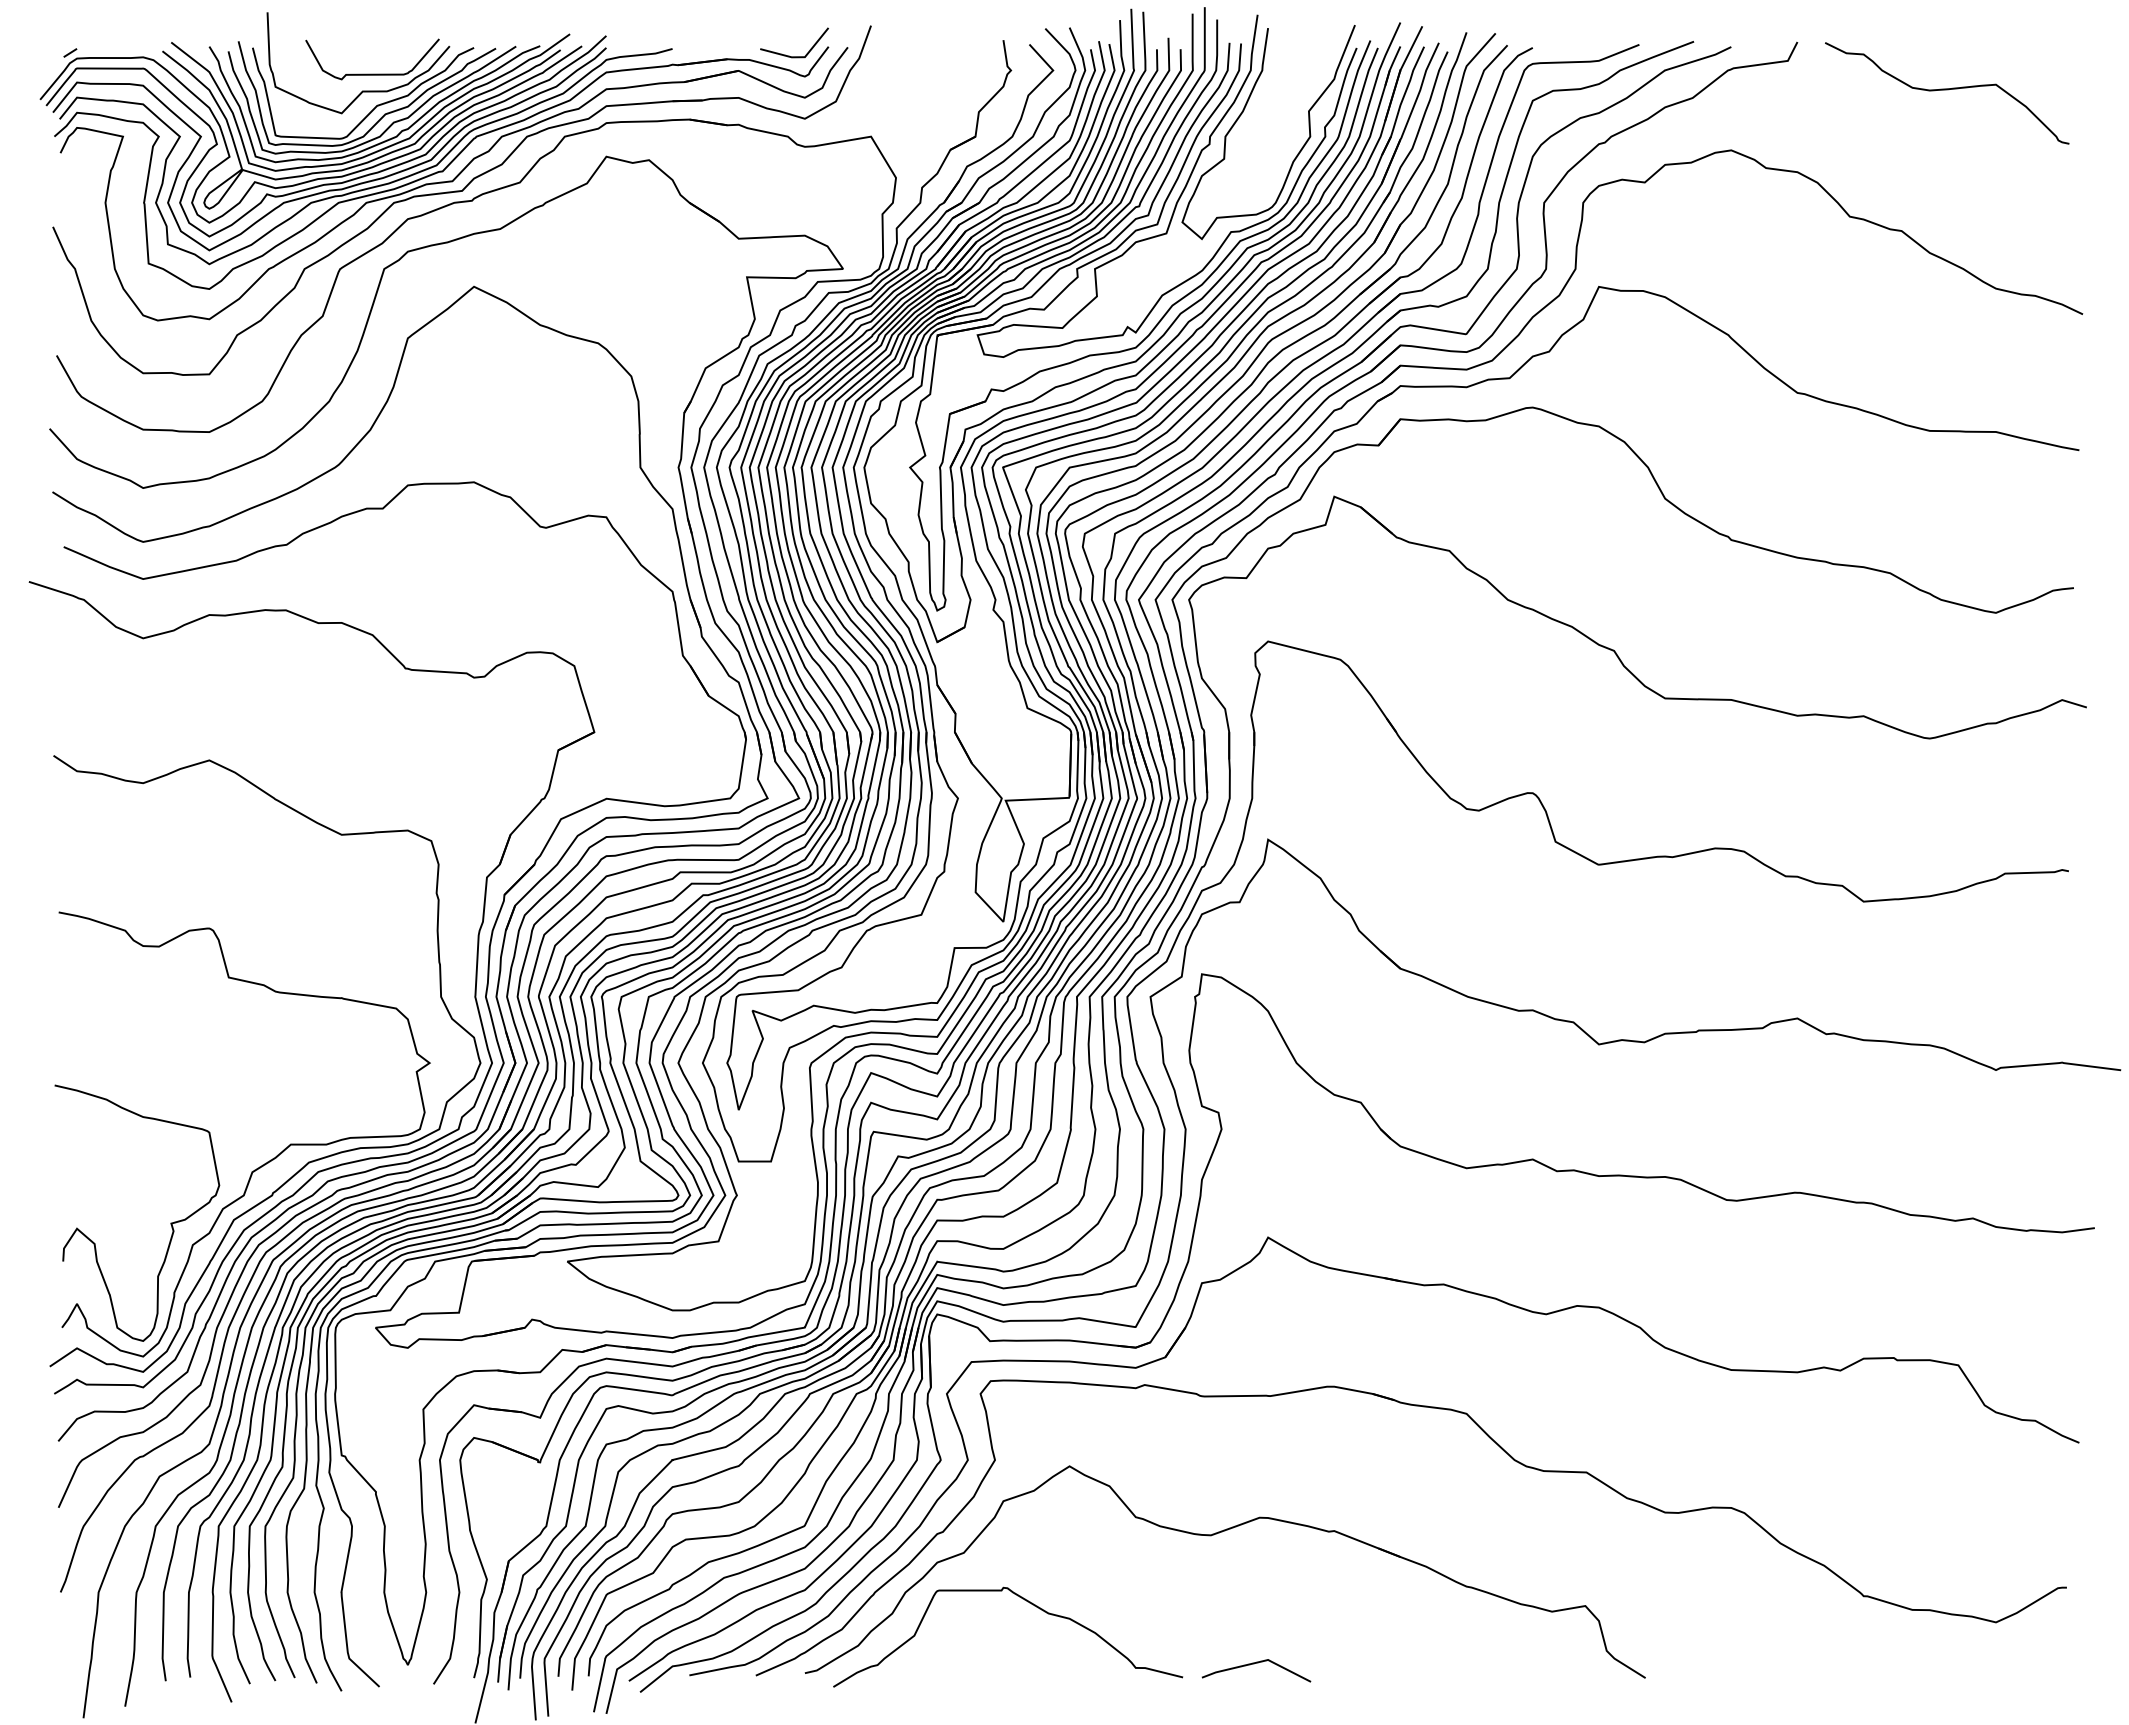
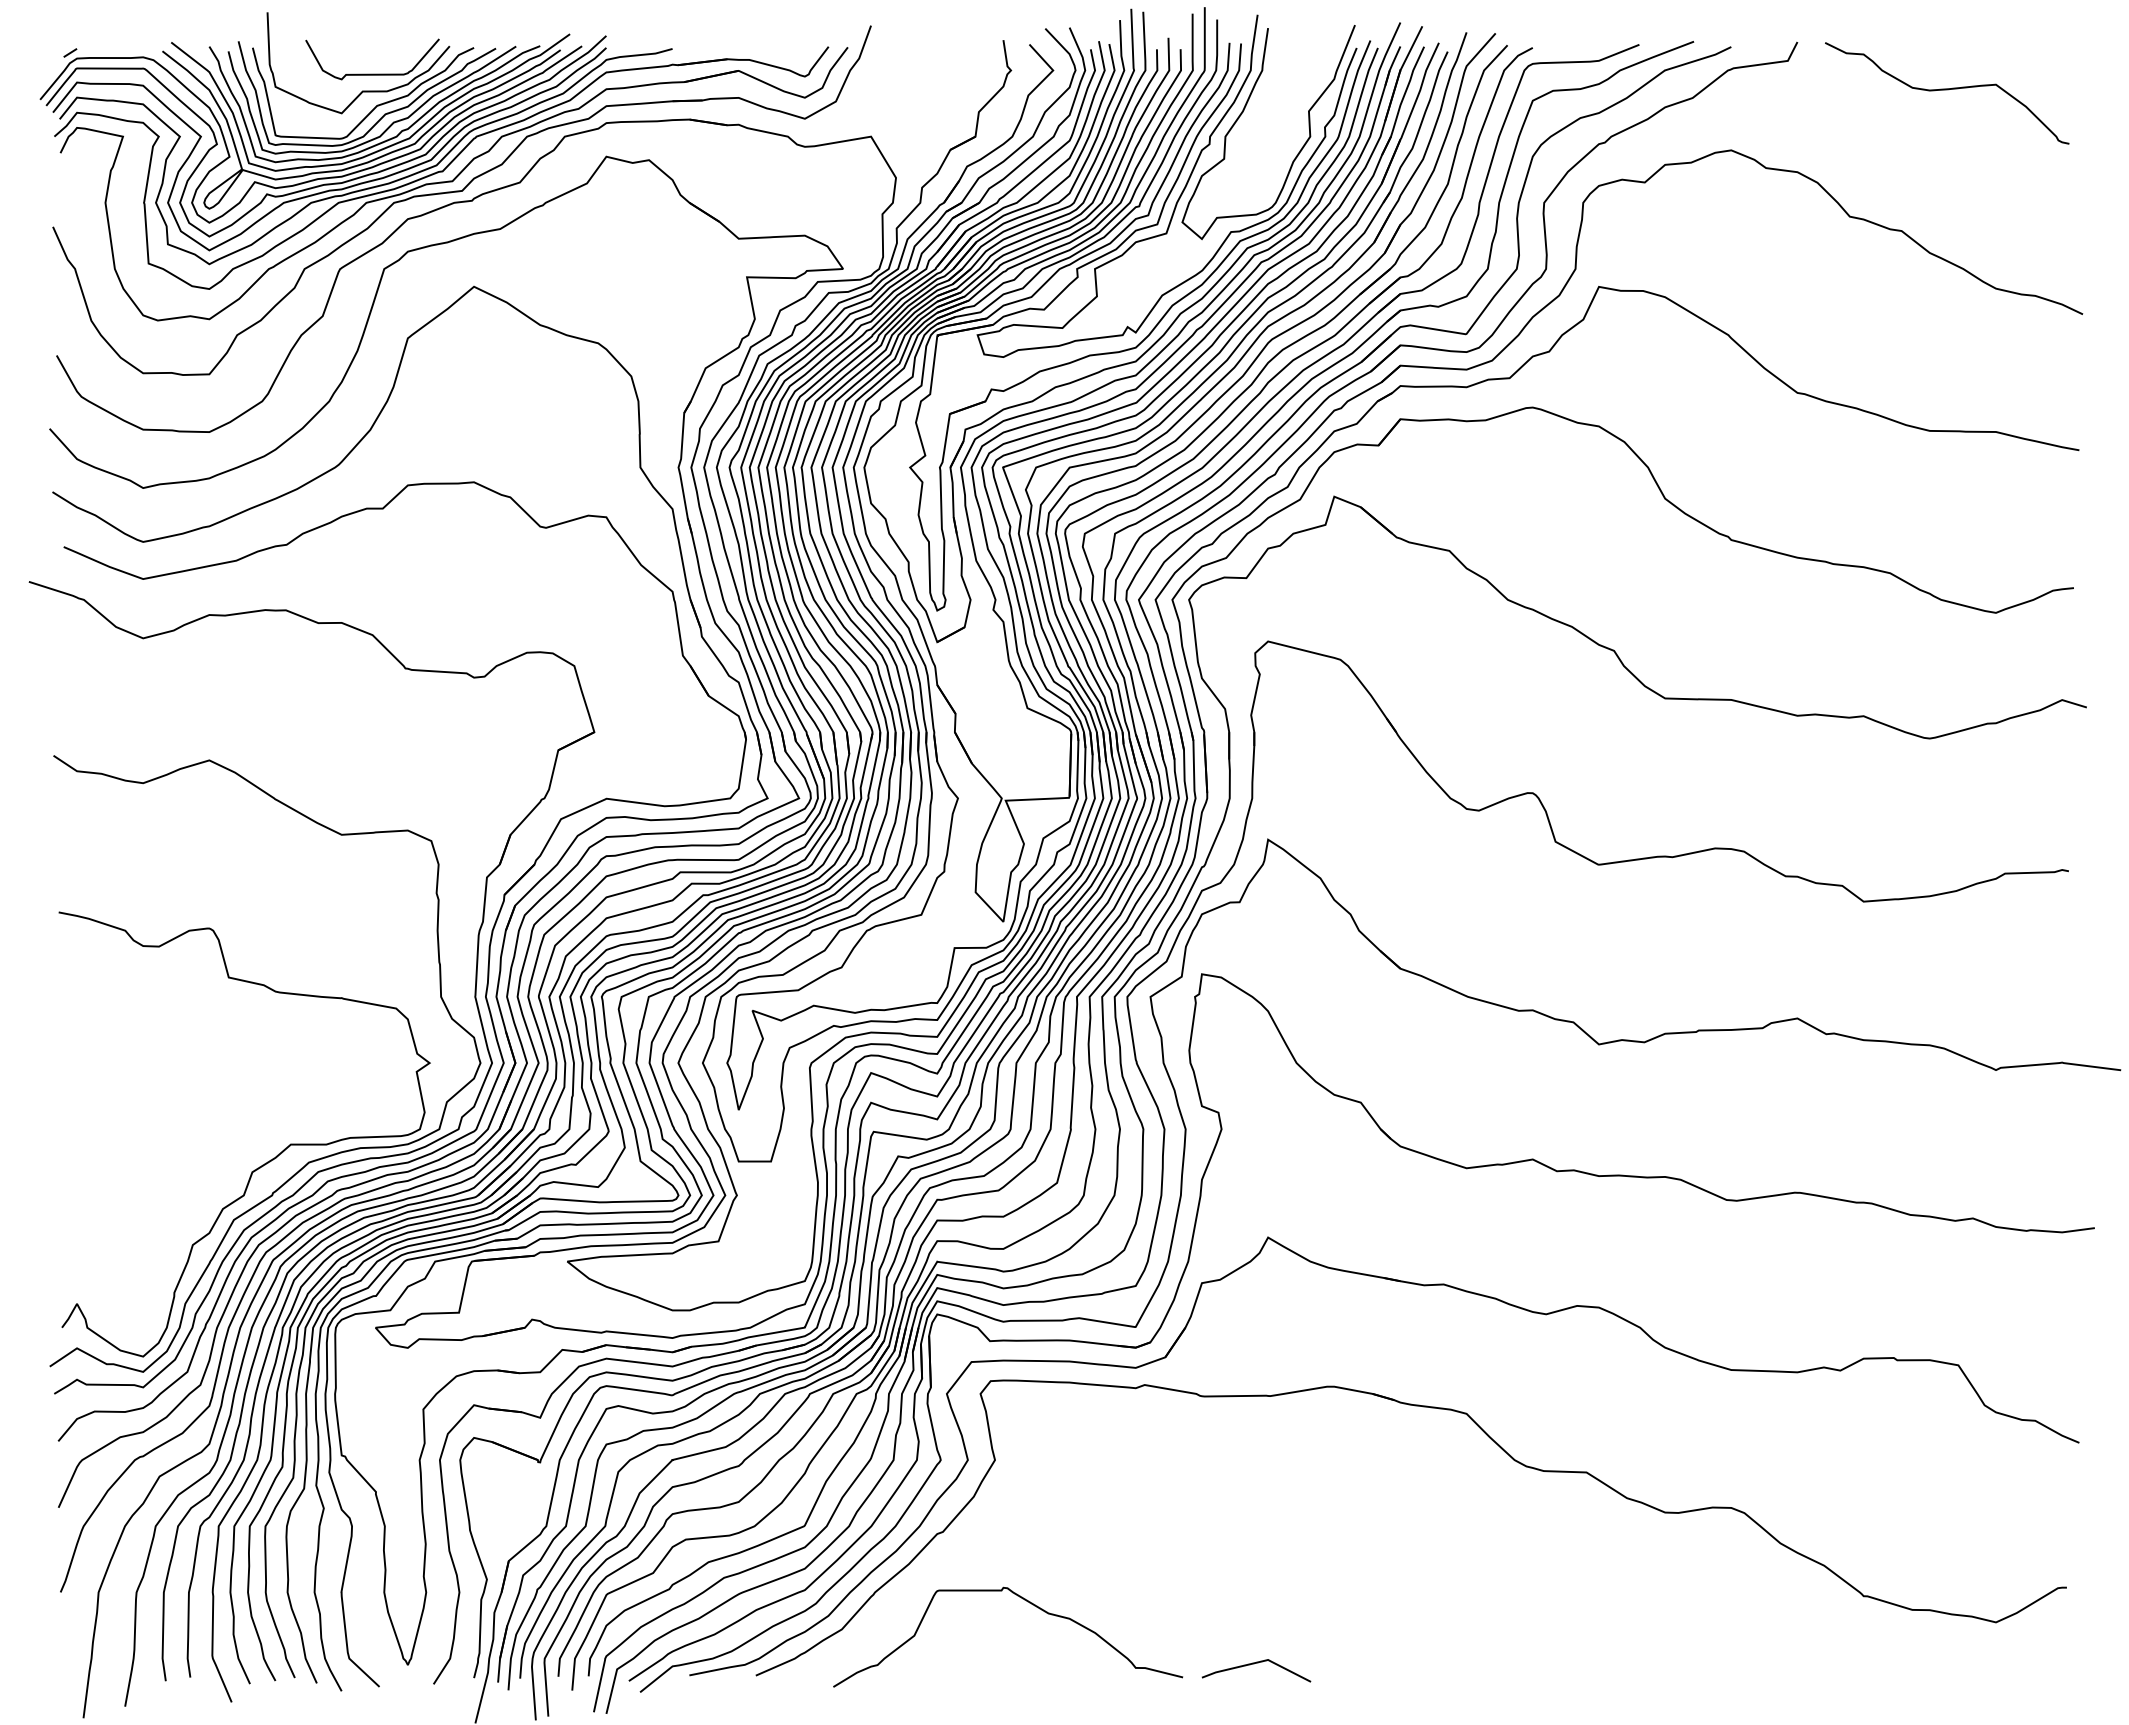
line: present -> none (789, 55)
curve: present -> none (170, 1222)
part: present -> none (1211, 1536)
